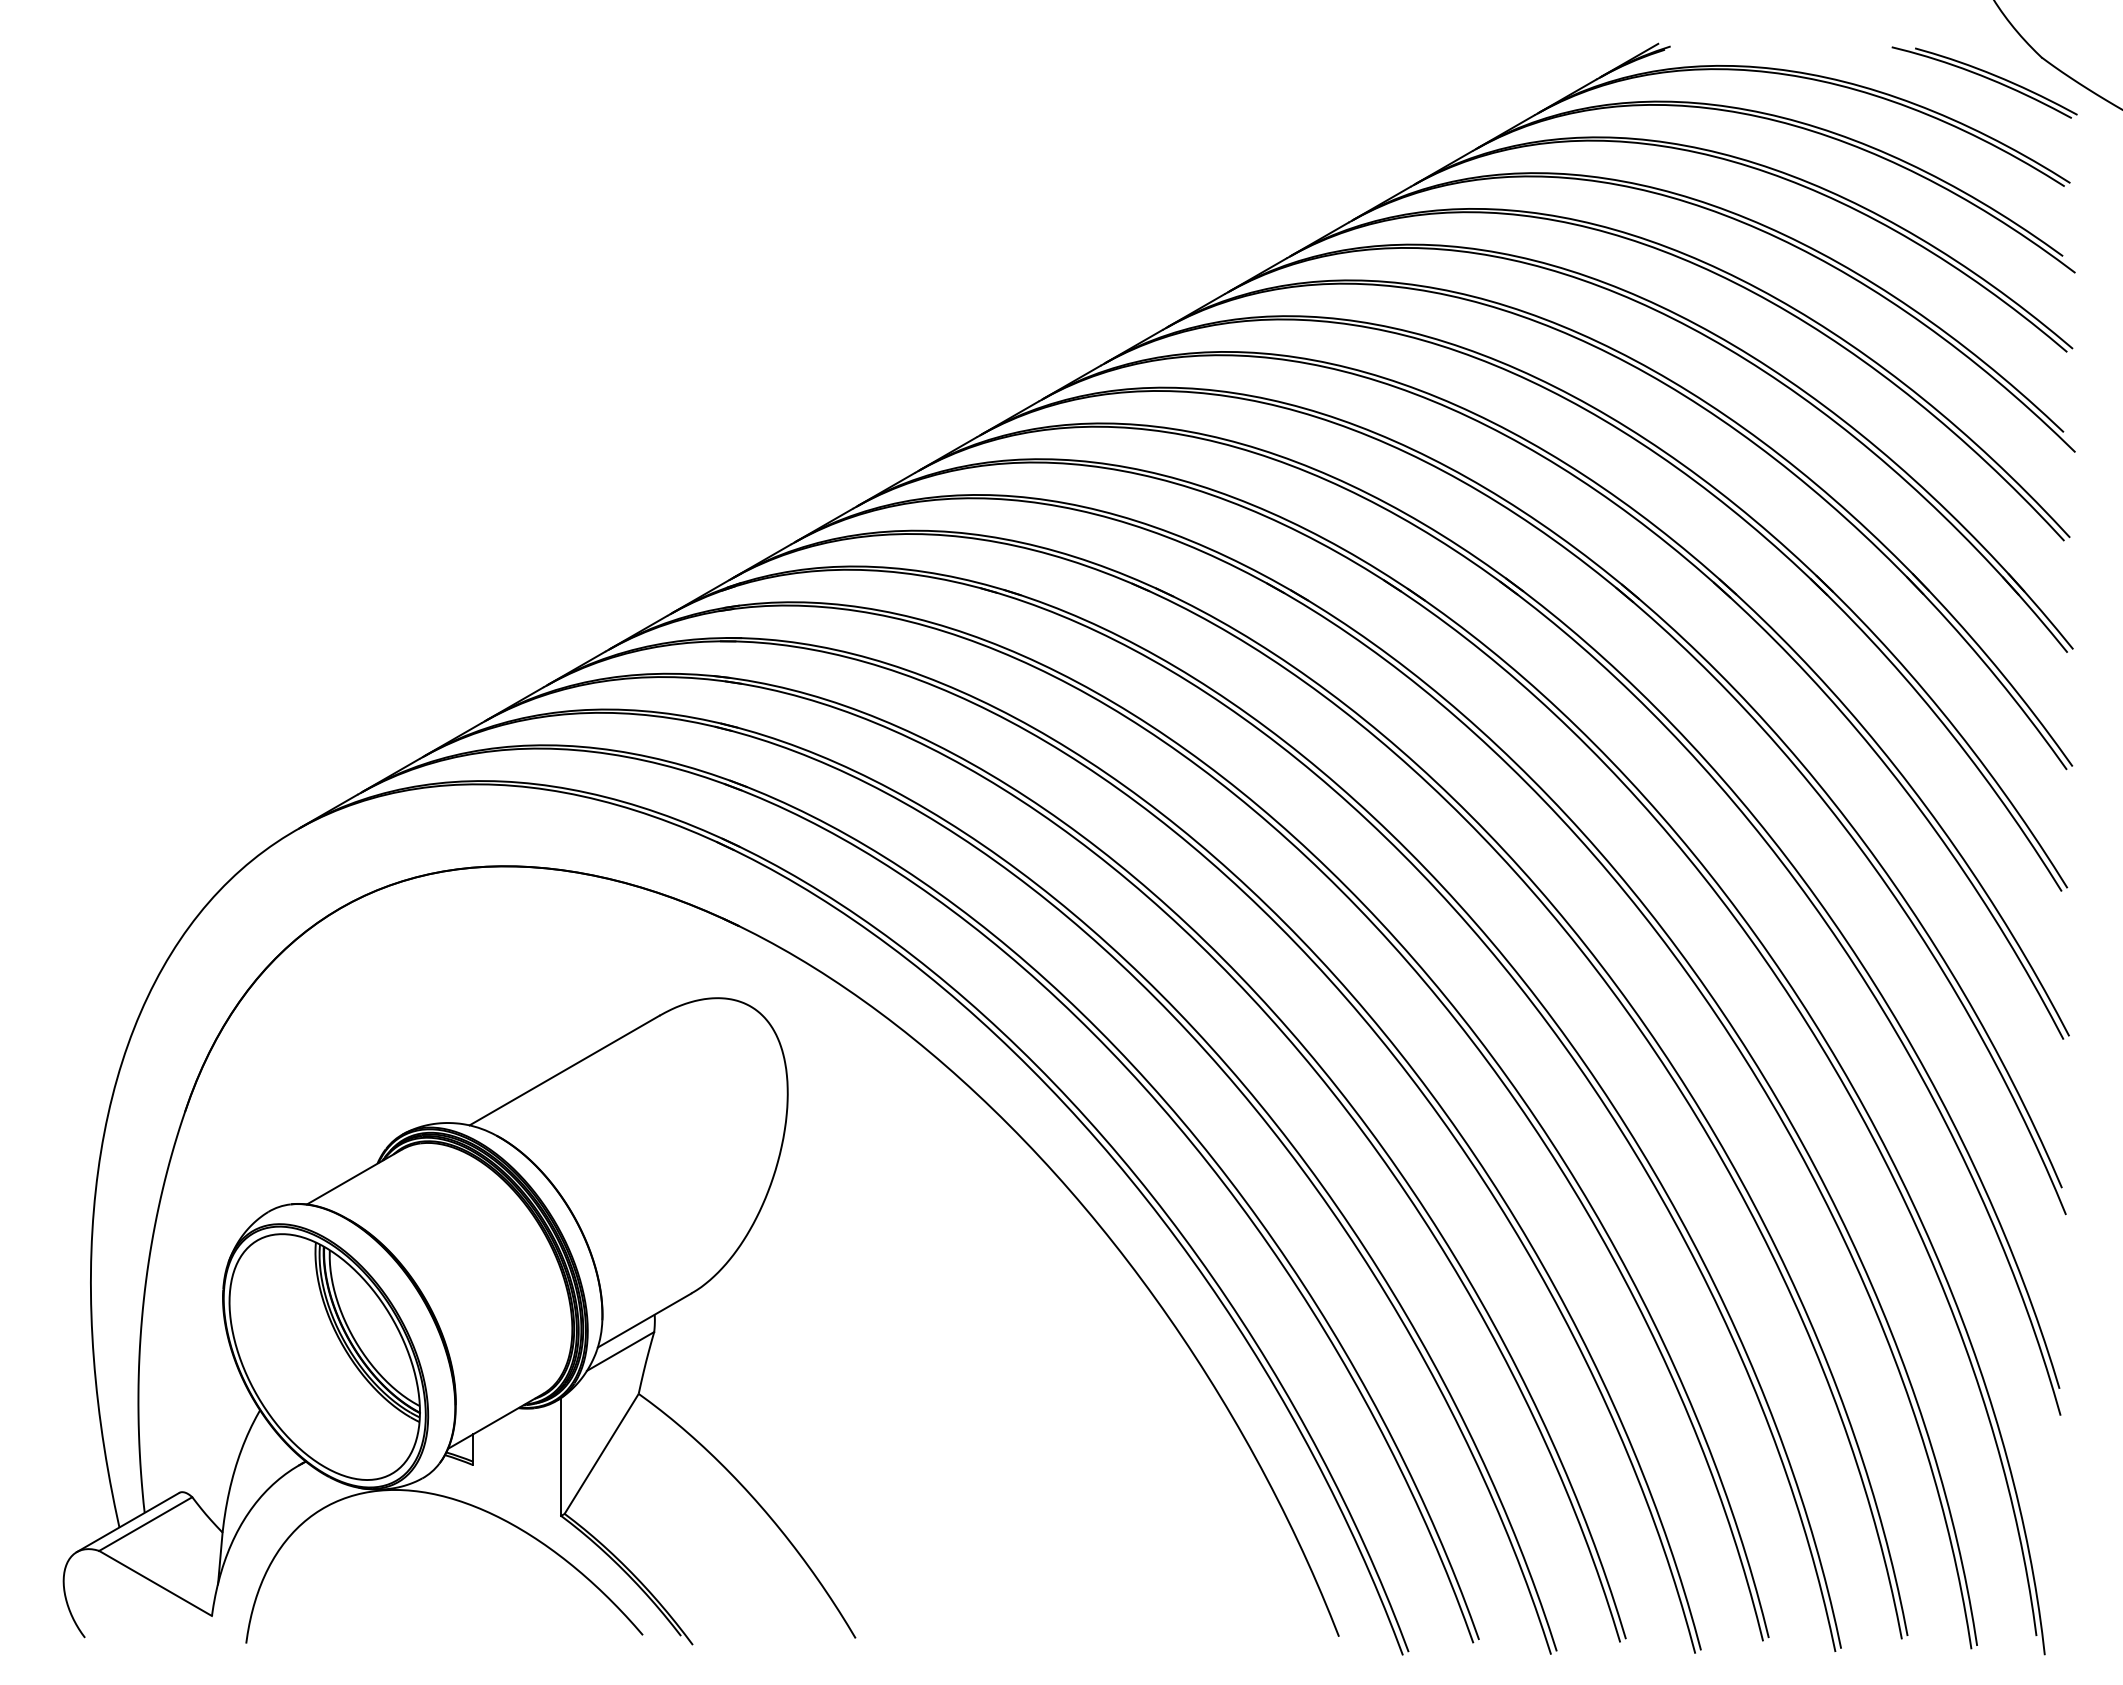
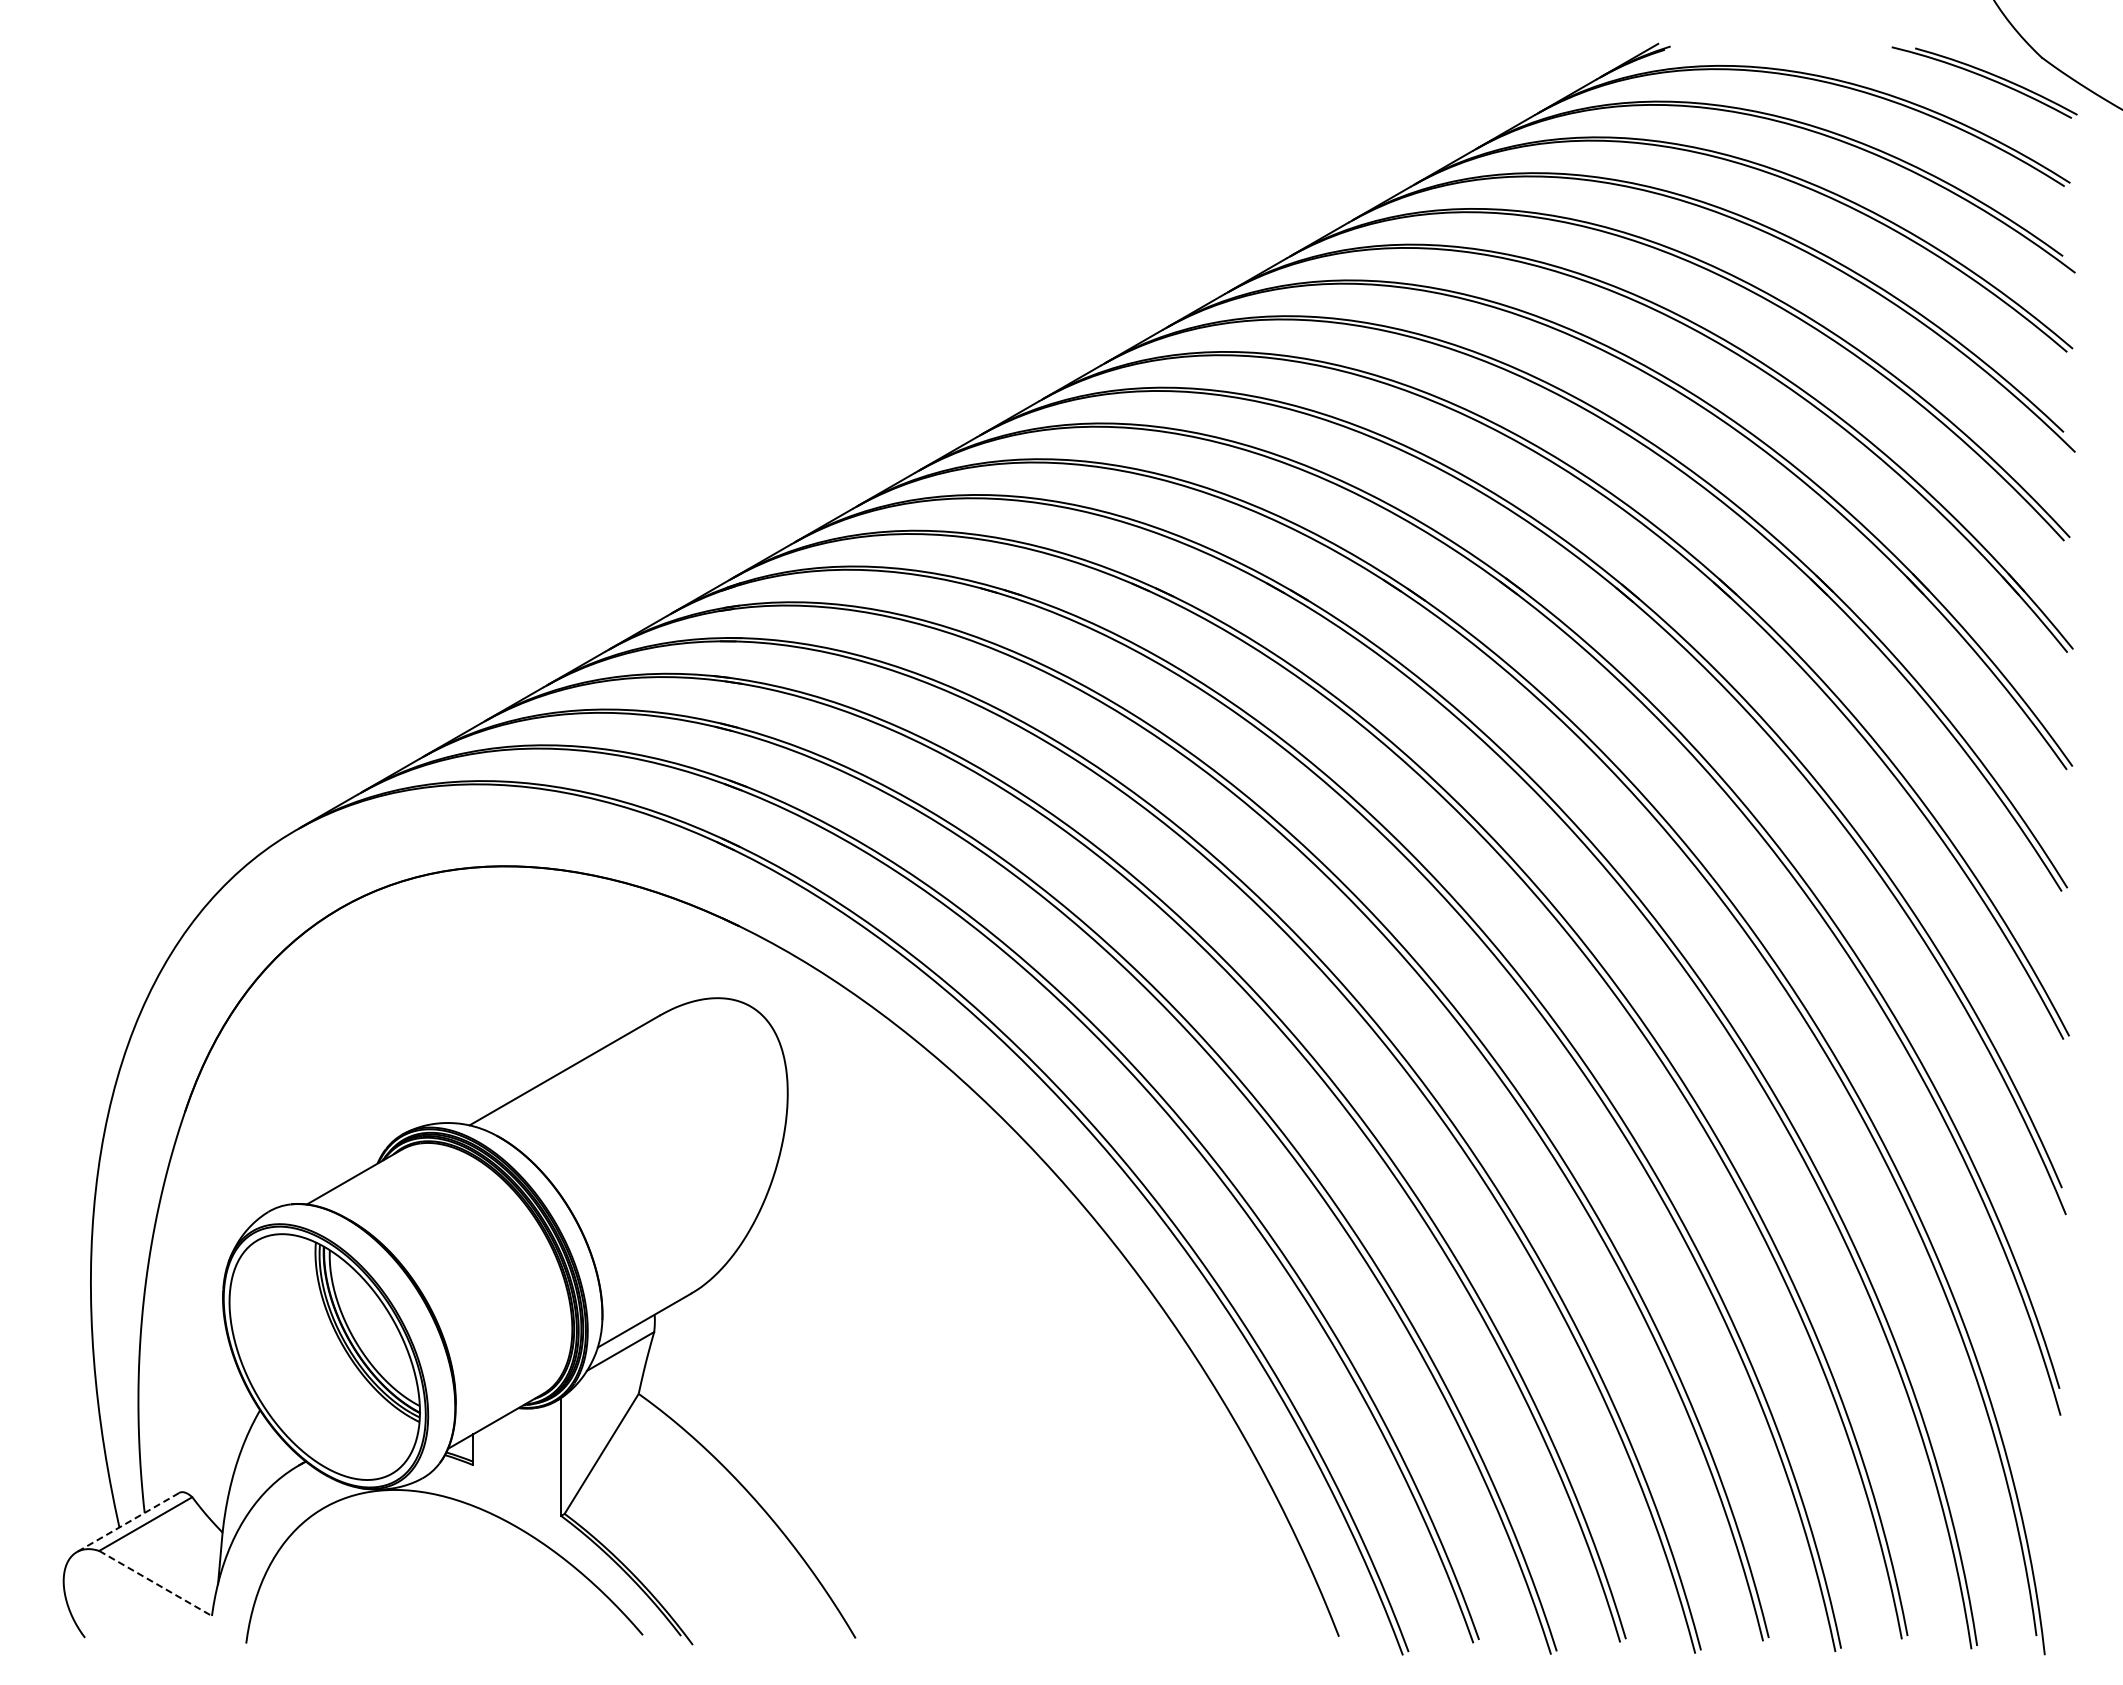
line: solid -> dashed (127, 1522)
line: solid -> dashed (156, 1583)
